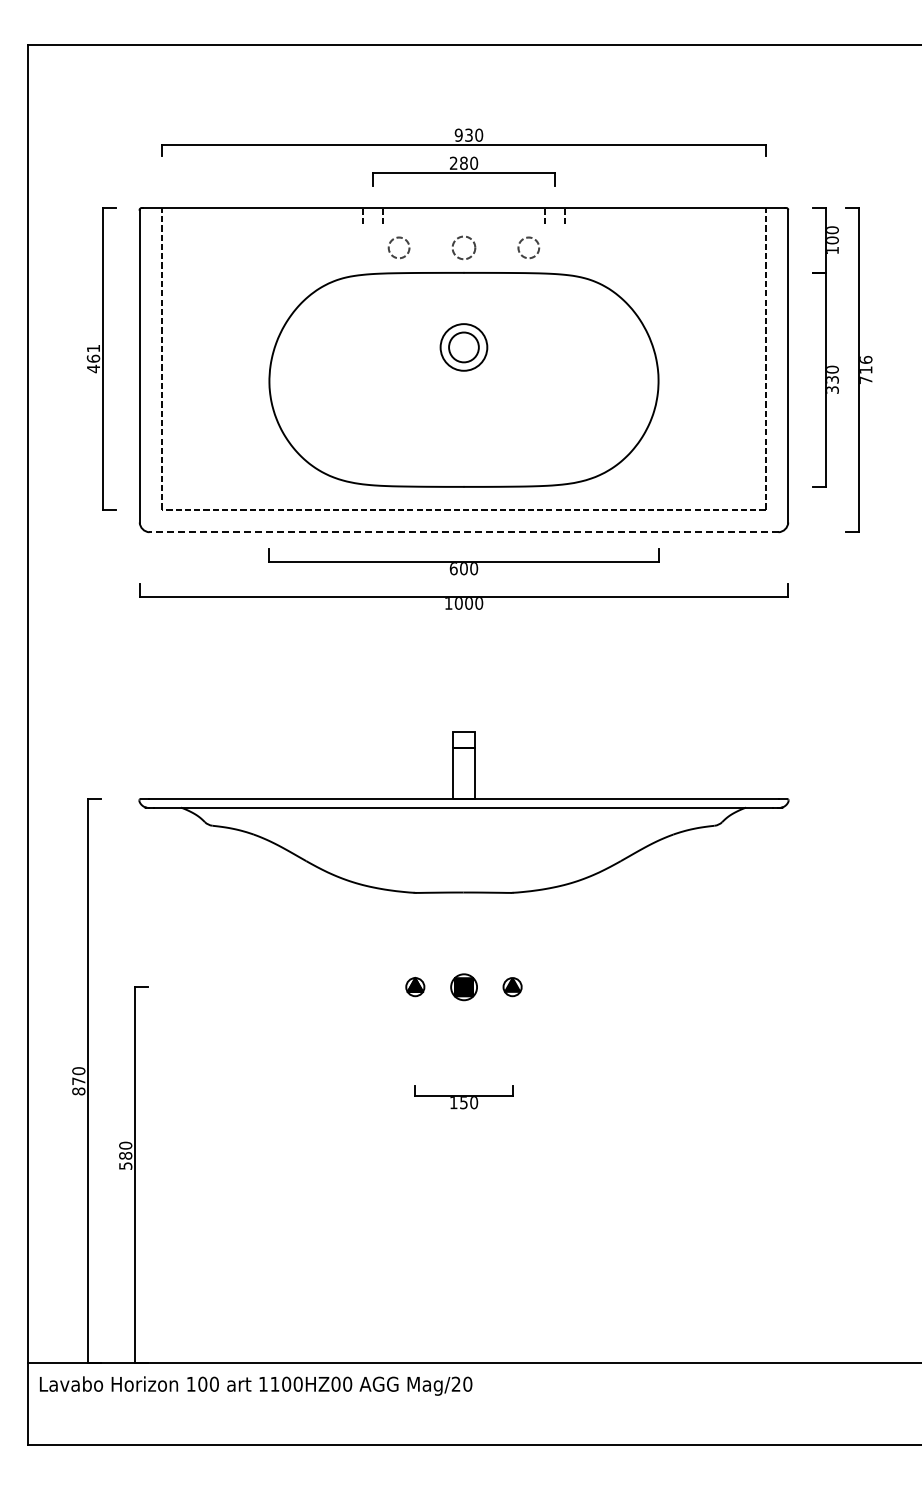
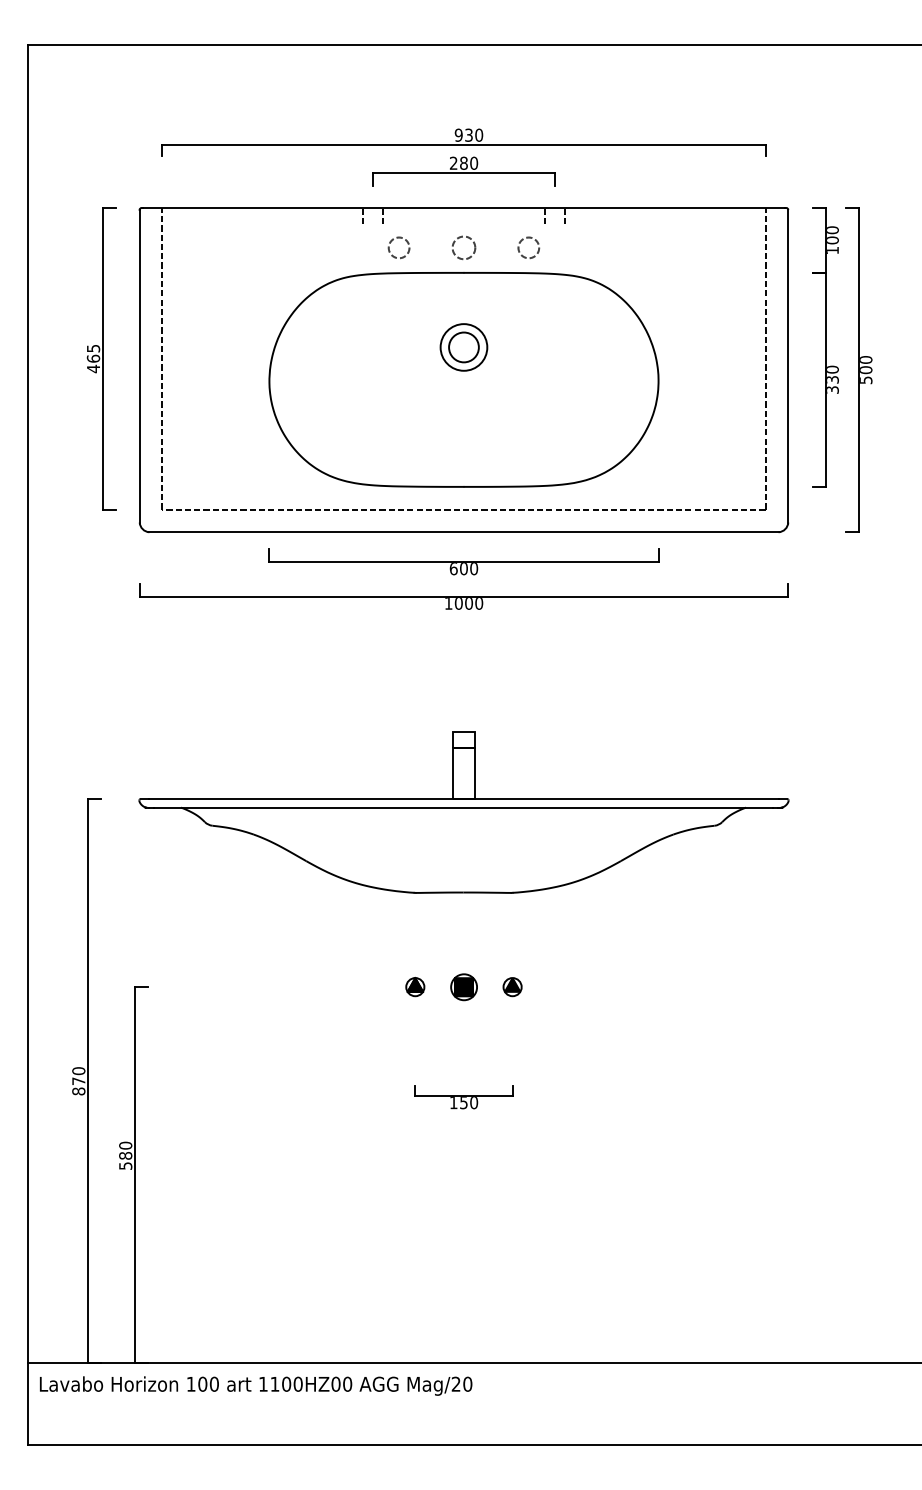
text: 461 -> 465 (93, 348)
text: 716 -> 500 (866, 369)
line: dashed -> solid (463, 532)
